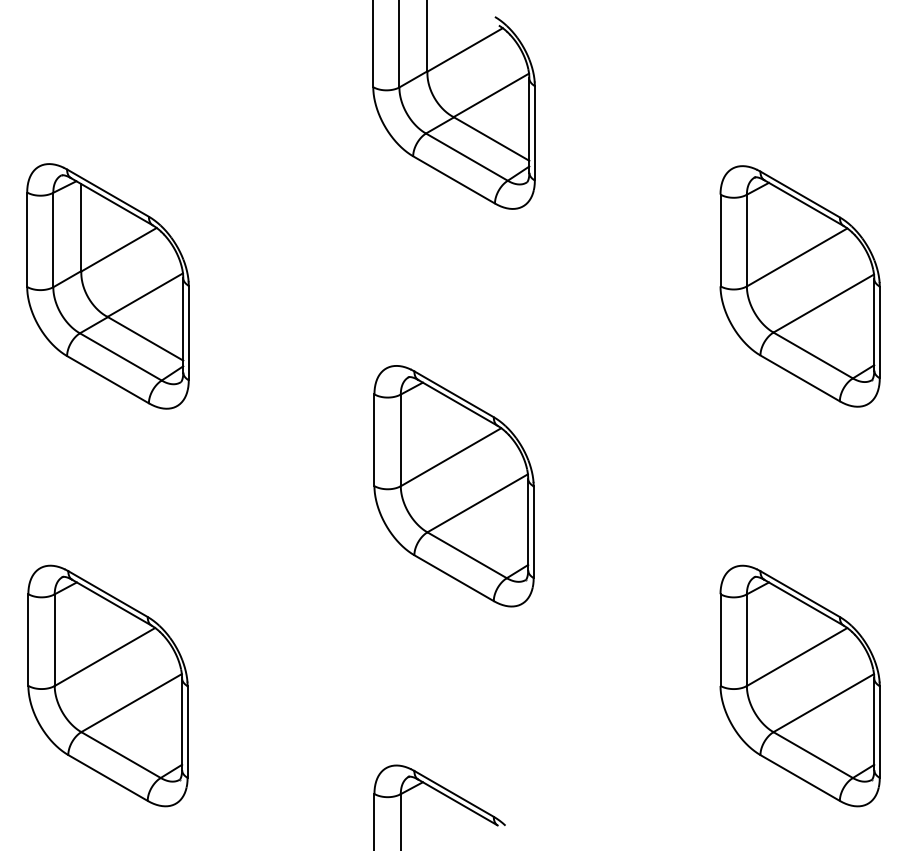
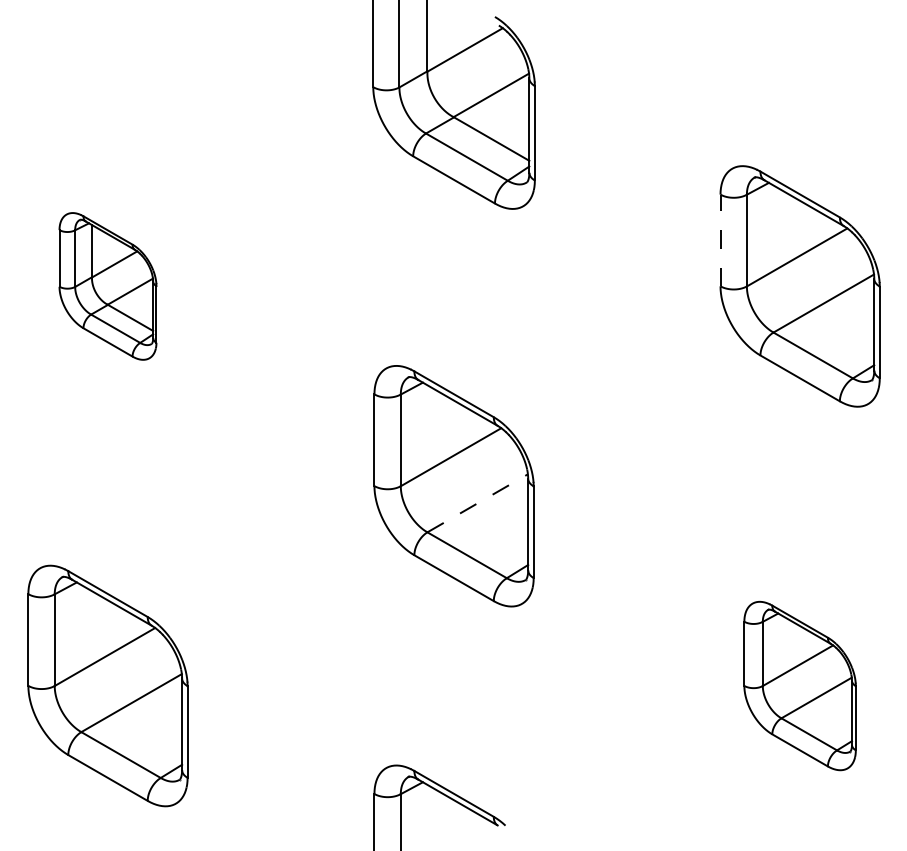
line: solid -> dashed (720, 240)
part size: 164x247 px -> 100x149 px (107, 286)
line: solid -> dashed (478, 503)
part size: 162x244 px -> 114x172 px (799, 685)
